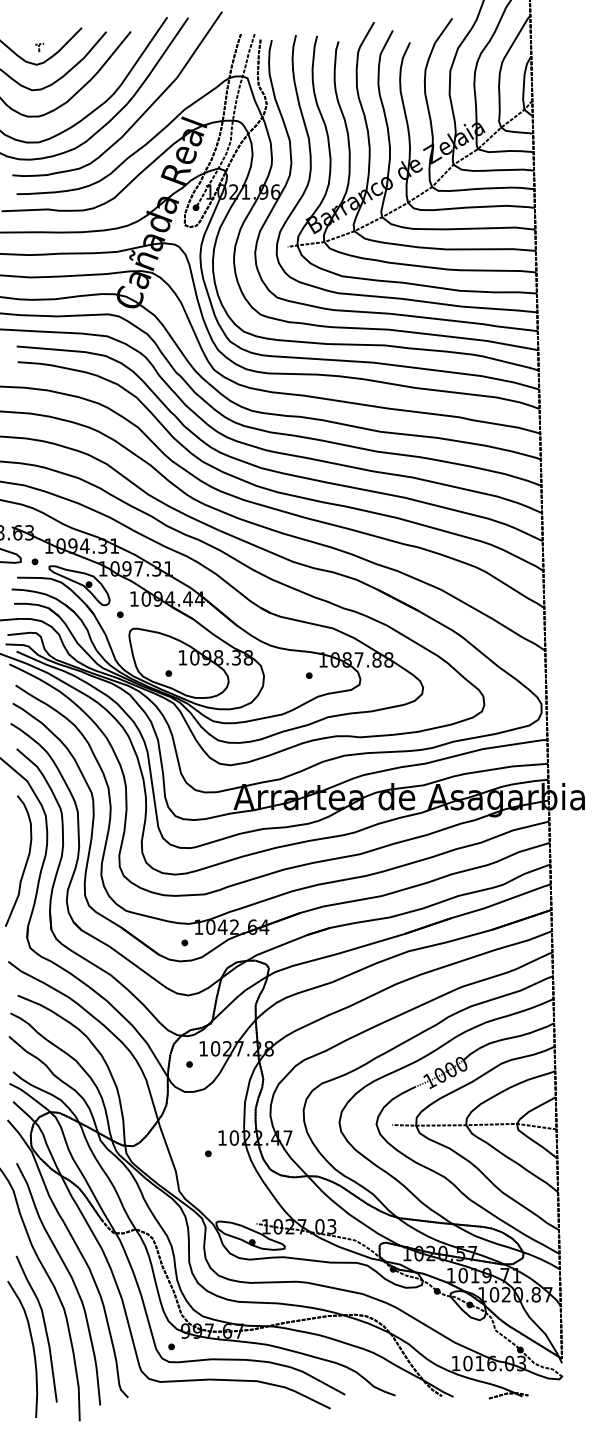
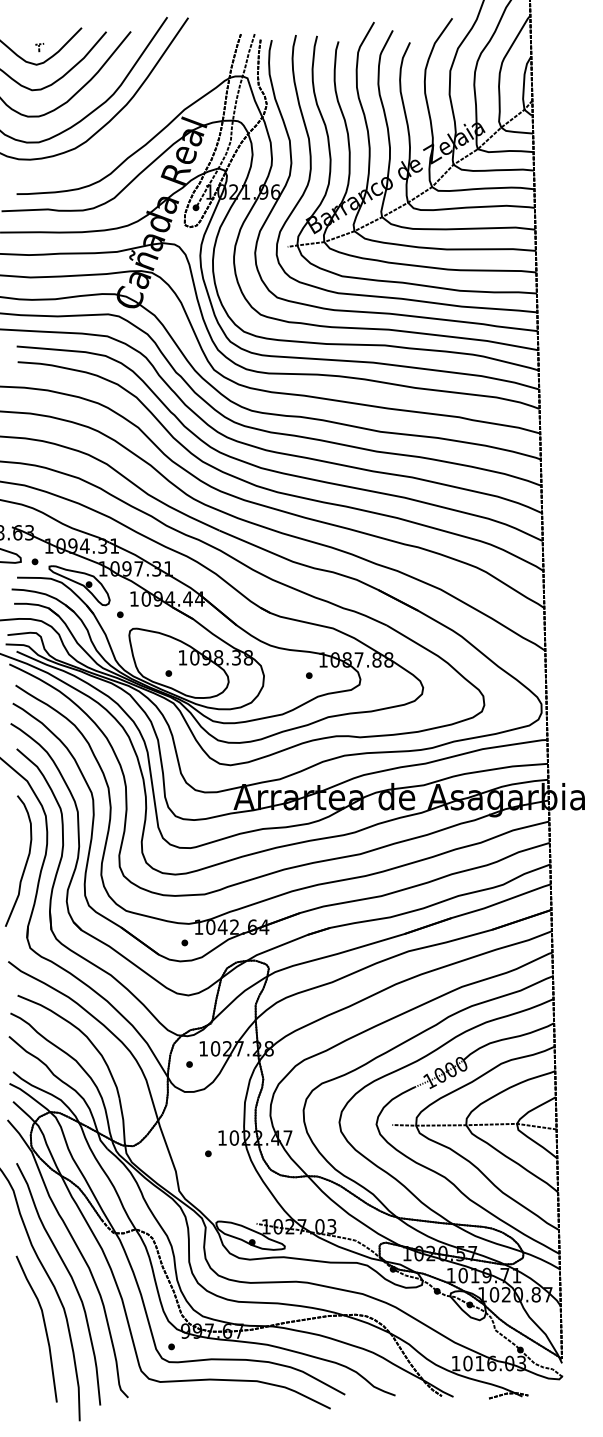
curve: present -> none (140, 115)
curve: present -> none (32, 1348)
